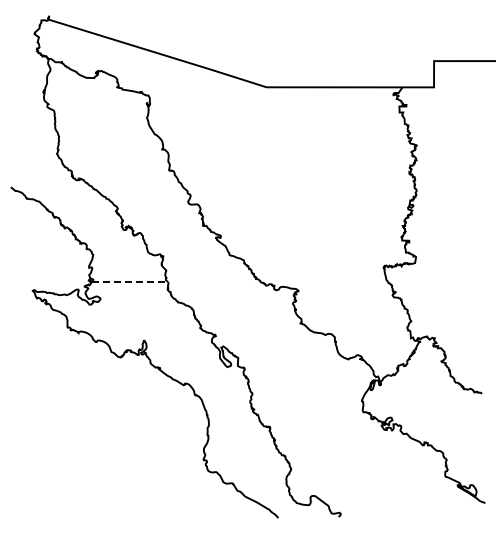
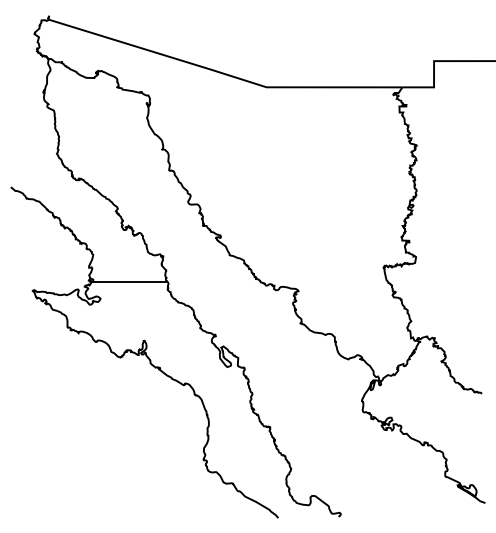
line: dashed -> solid (130, 282)
